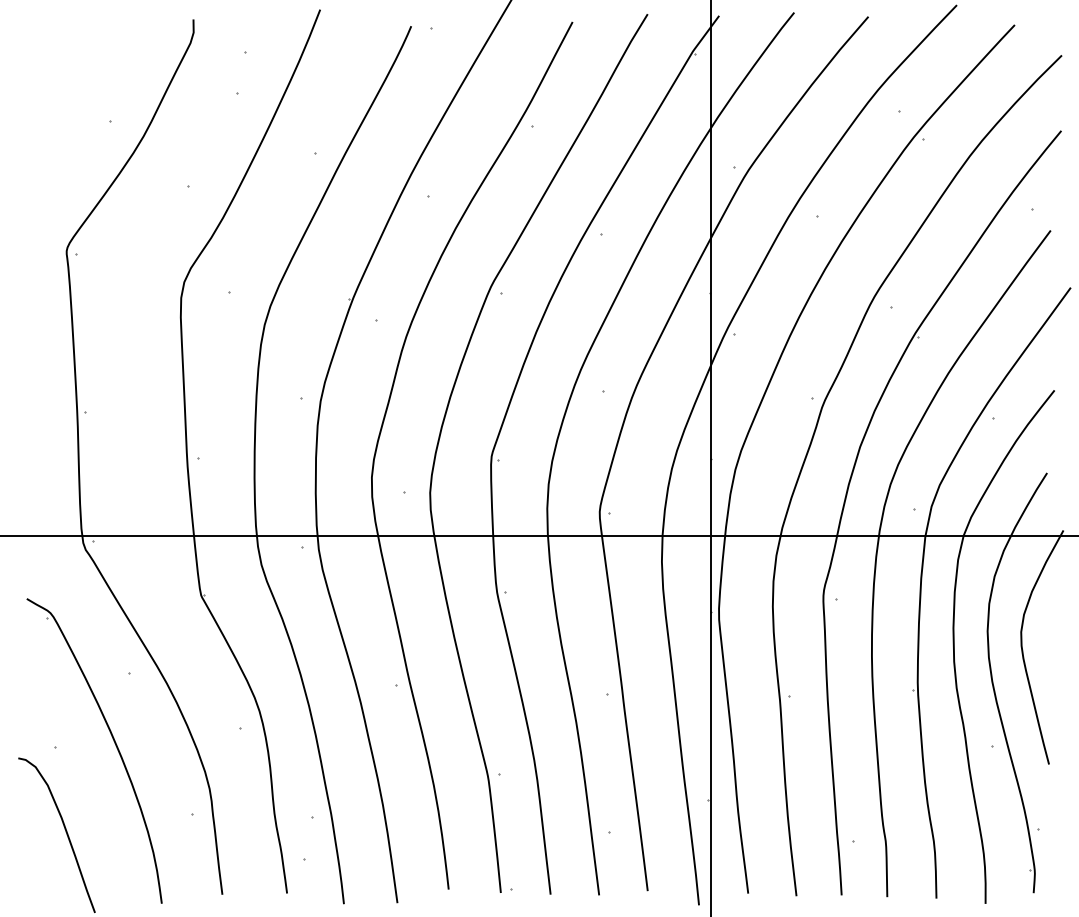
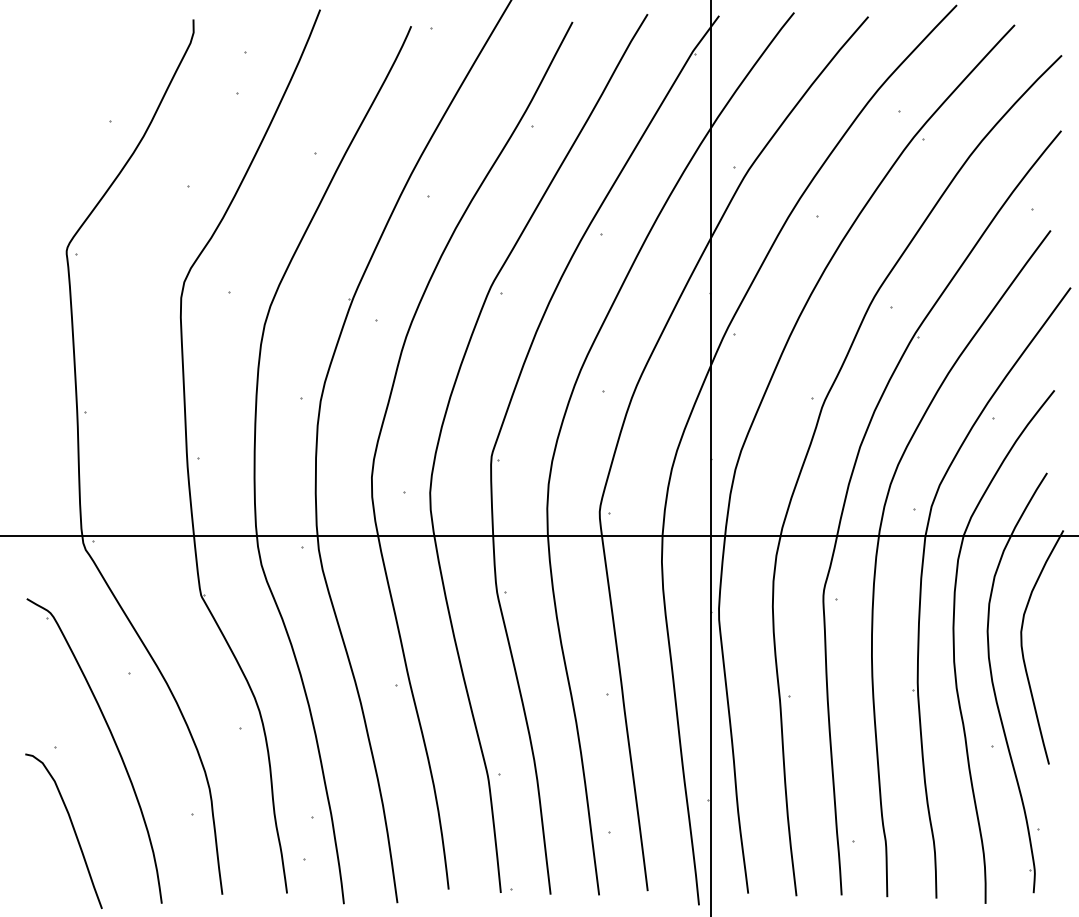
curve position: (65, 832) -> (72, 828) (72, 828)
